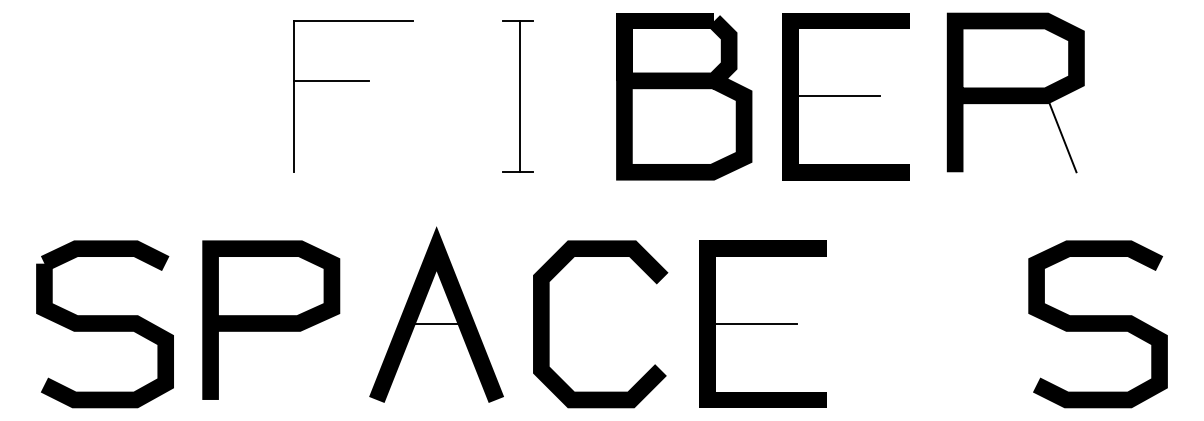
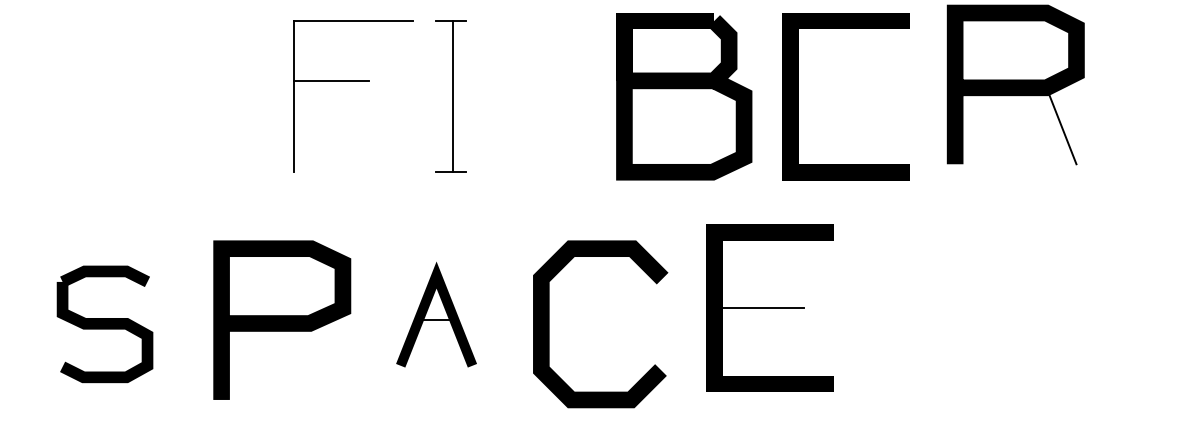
part position: (1015, 92) -> (1015, 84) (1015, 84)
line: present -> none (835, 95)
part position: (517, 96) -> (450, 96) (450, 96)
part size: 135x177 px -> 81x106 px (436, 314)
curve position: (271, 319) -> (282, 319) (282, 319)
part position: (762, 323) -> (769, 307) (769, 307)
part size: 138x169 px -> 98x119 px (104, 324)
curve: present -> none (1097, 324)
